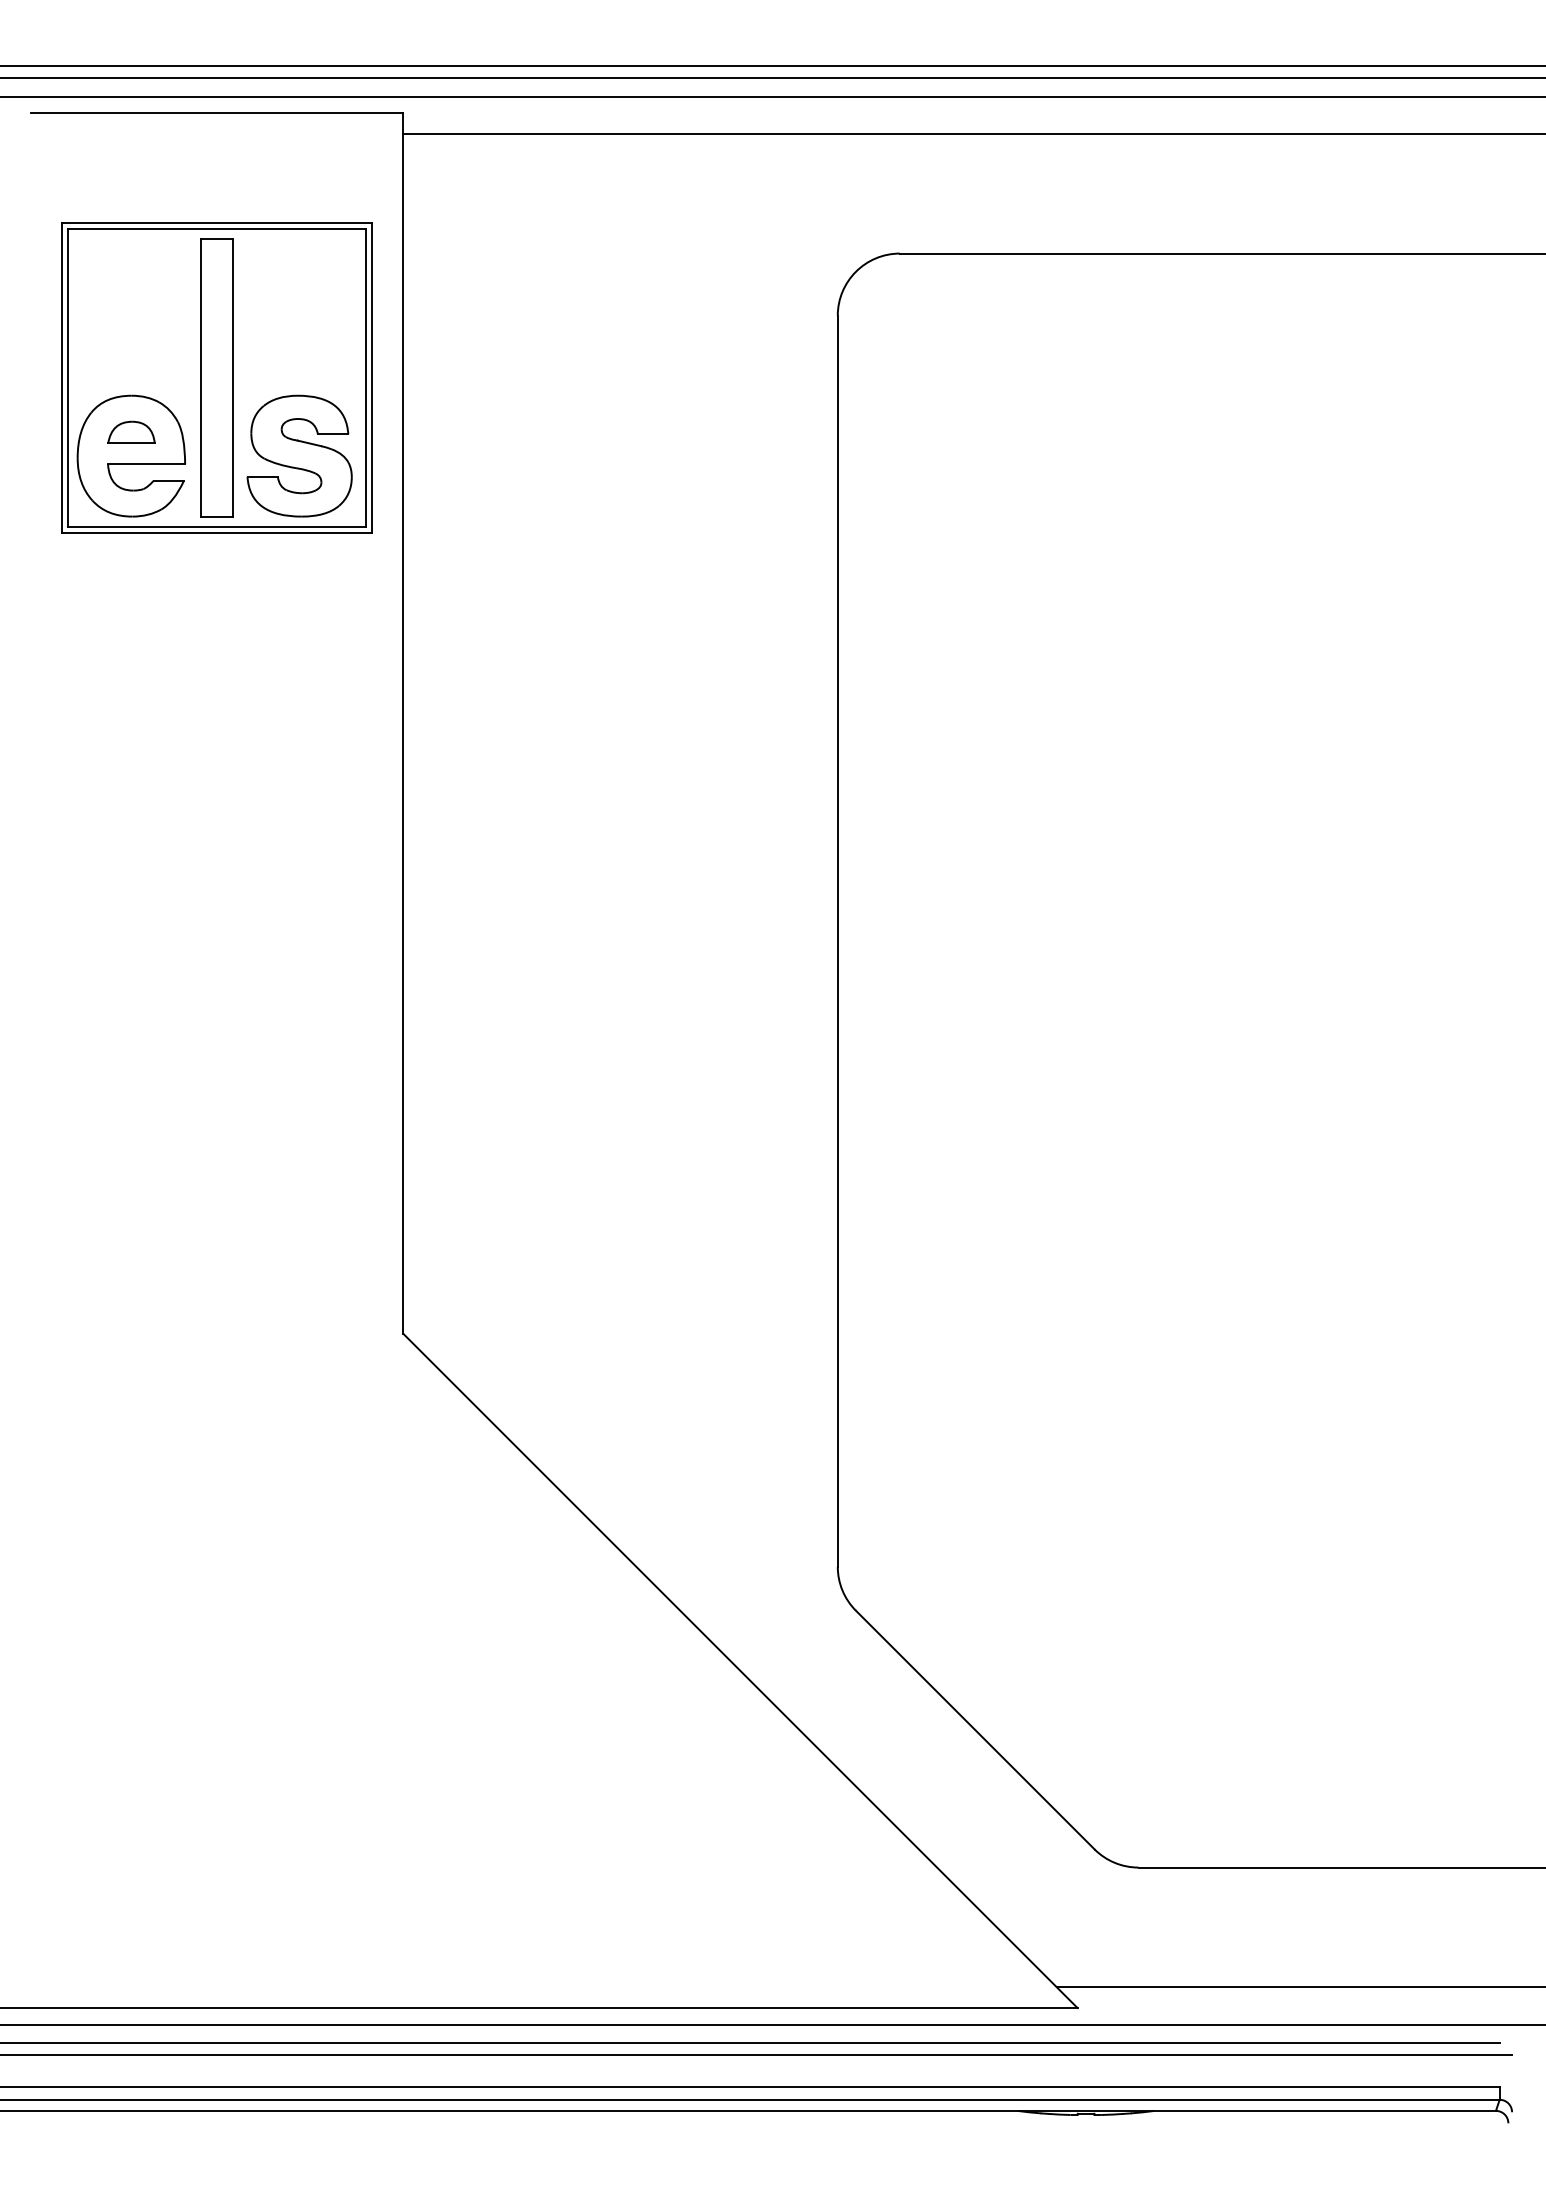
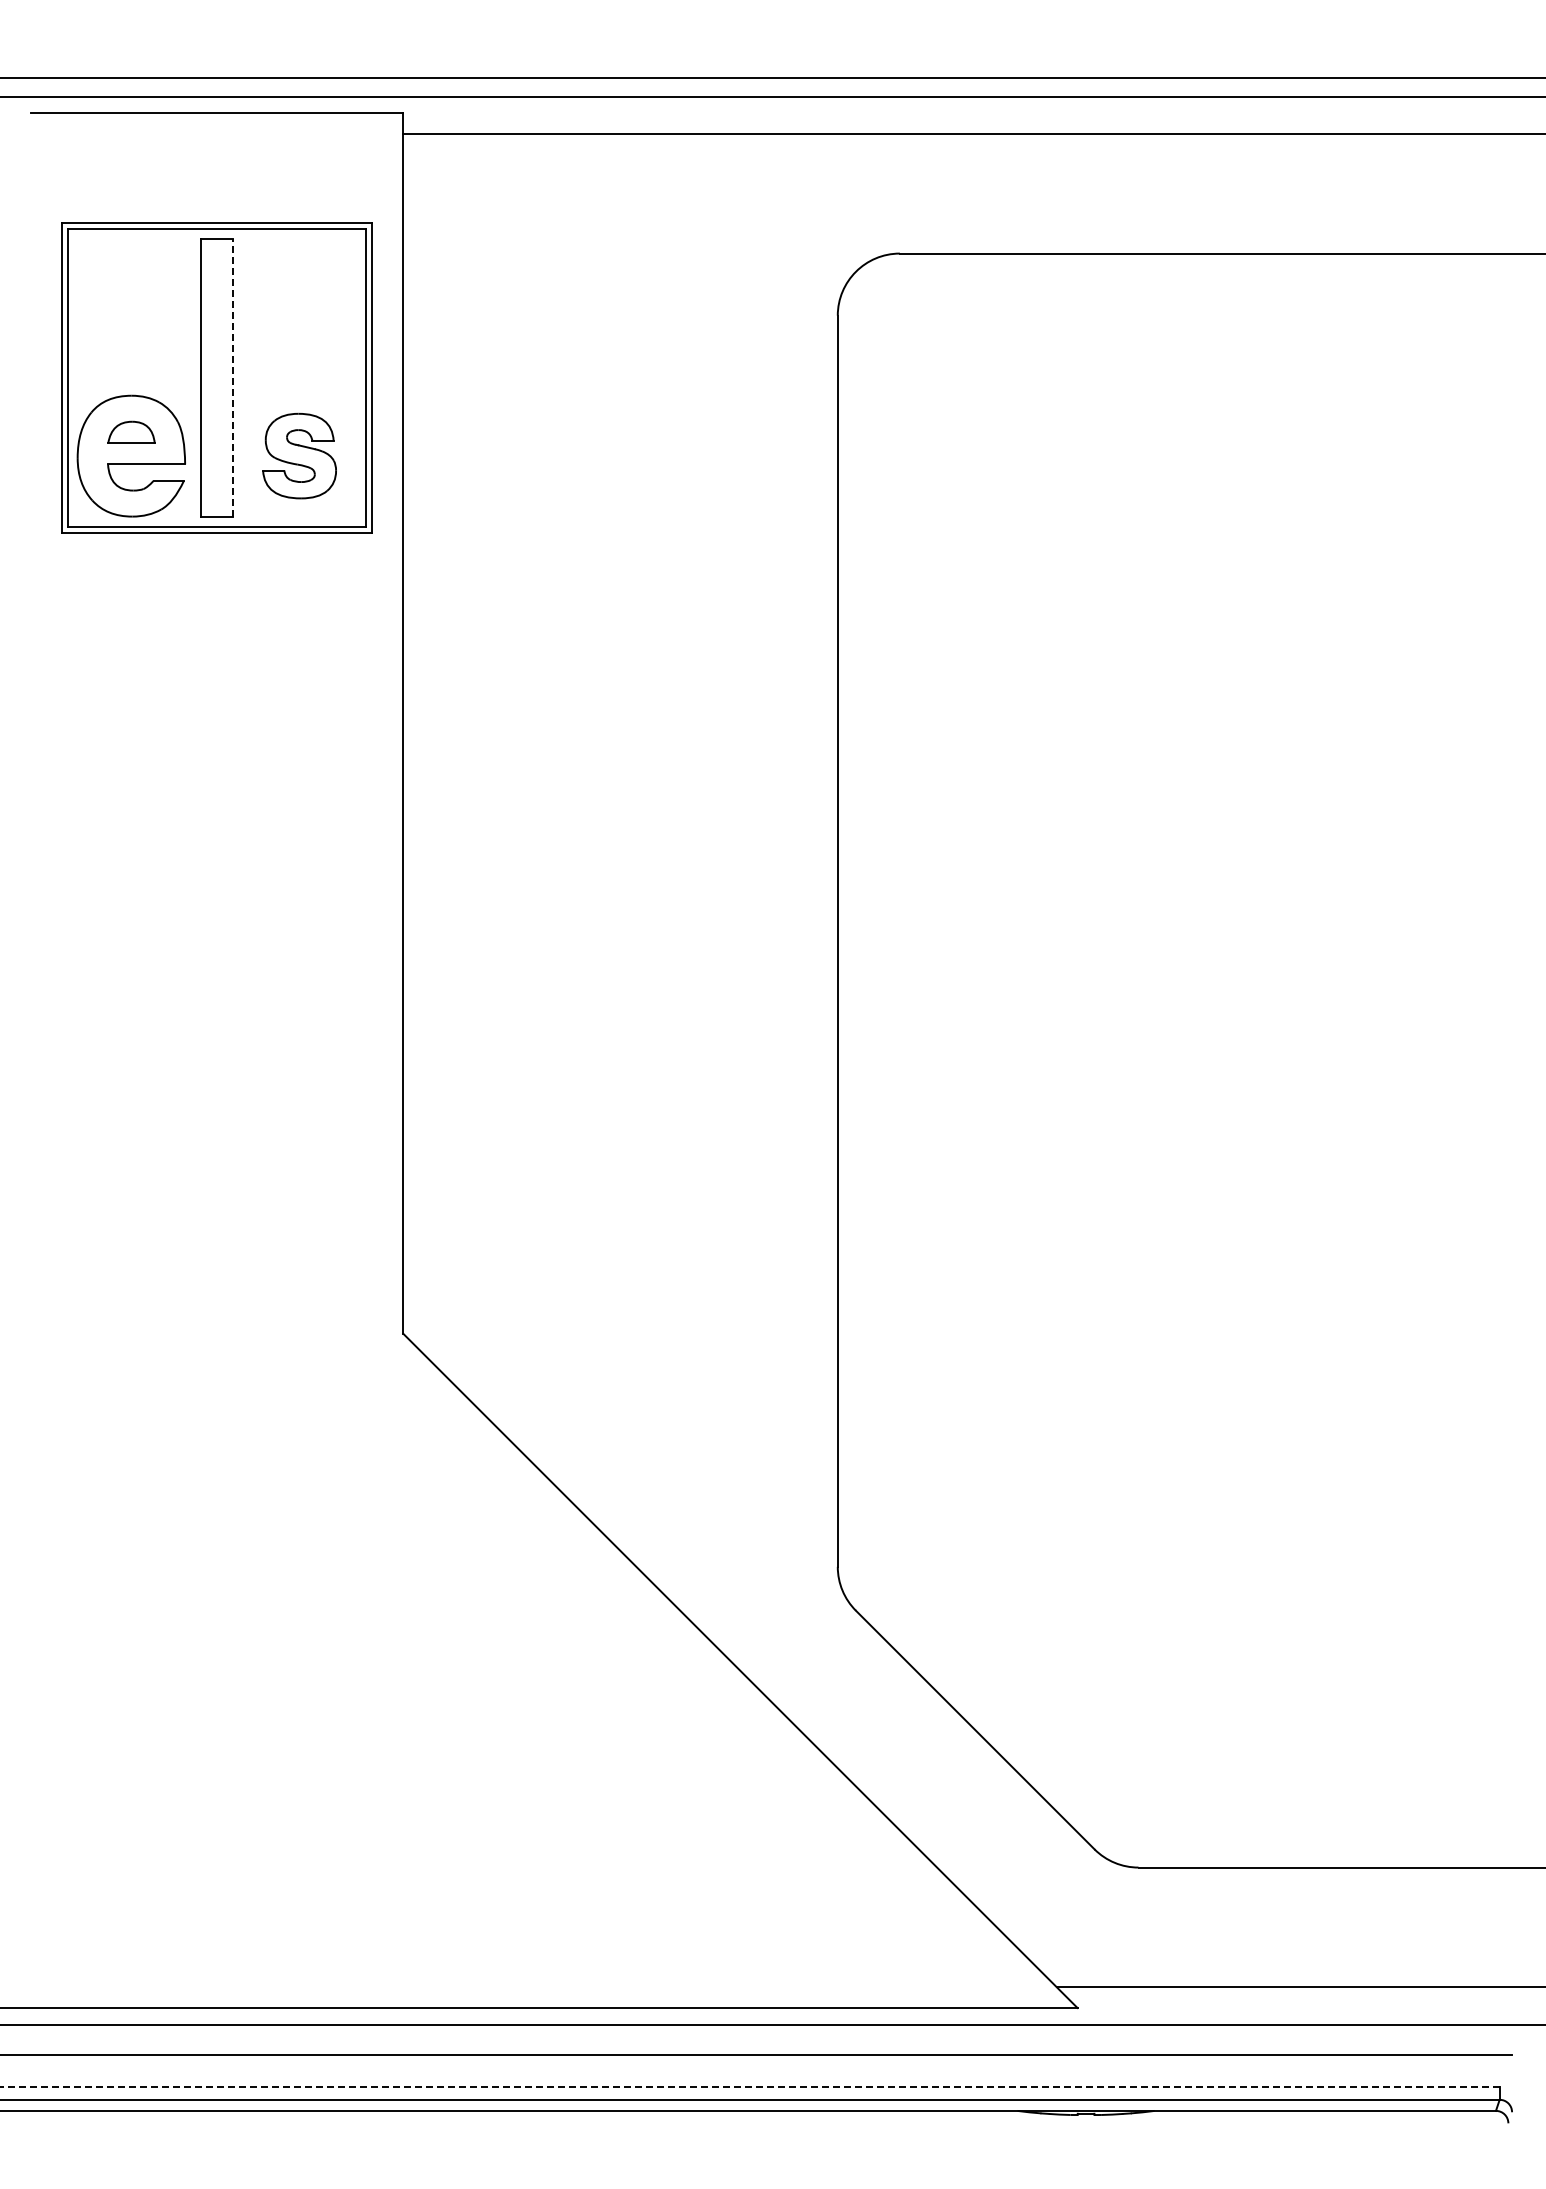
line: present -> none (772, 65)
line: solid -> dashed (232, 377)
part size: 107x124 px -> 75x88 px (299, 455)
line: present -> none (751, 2043)
line: solid -> dashed (749, 2087)
